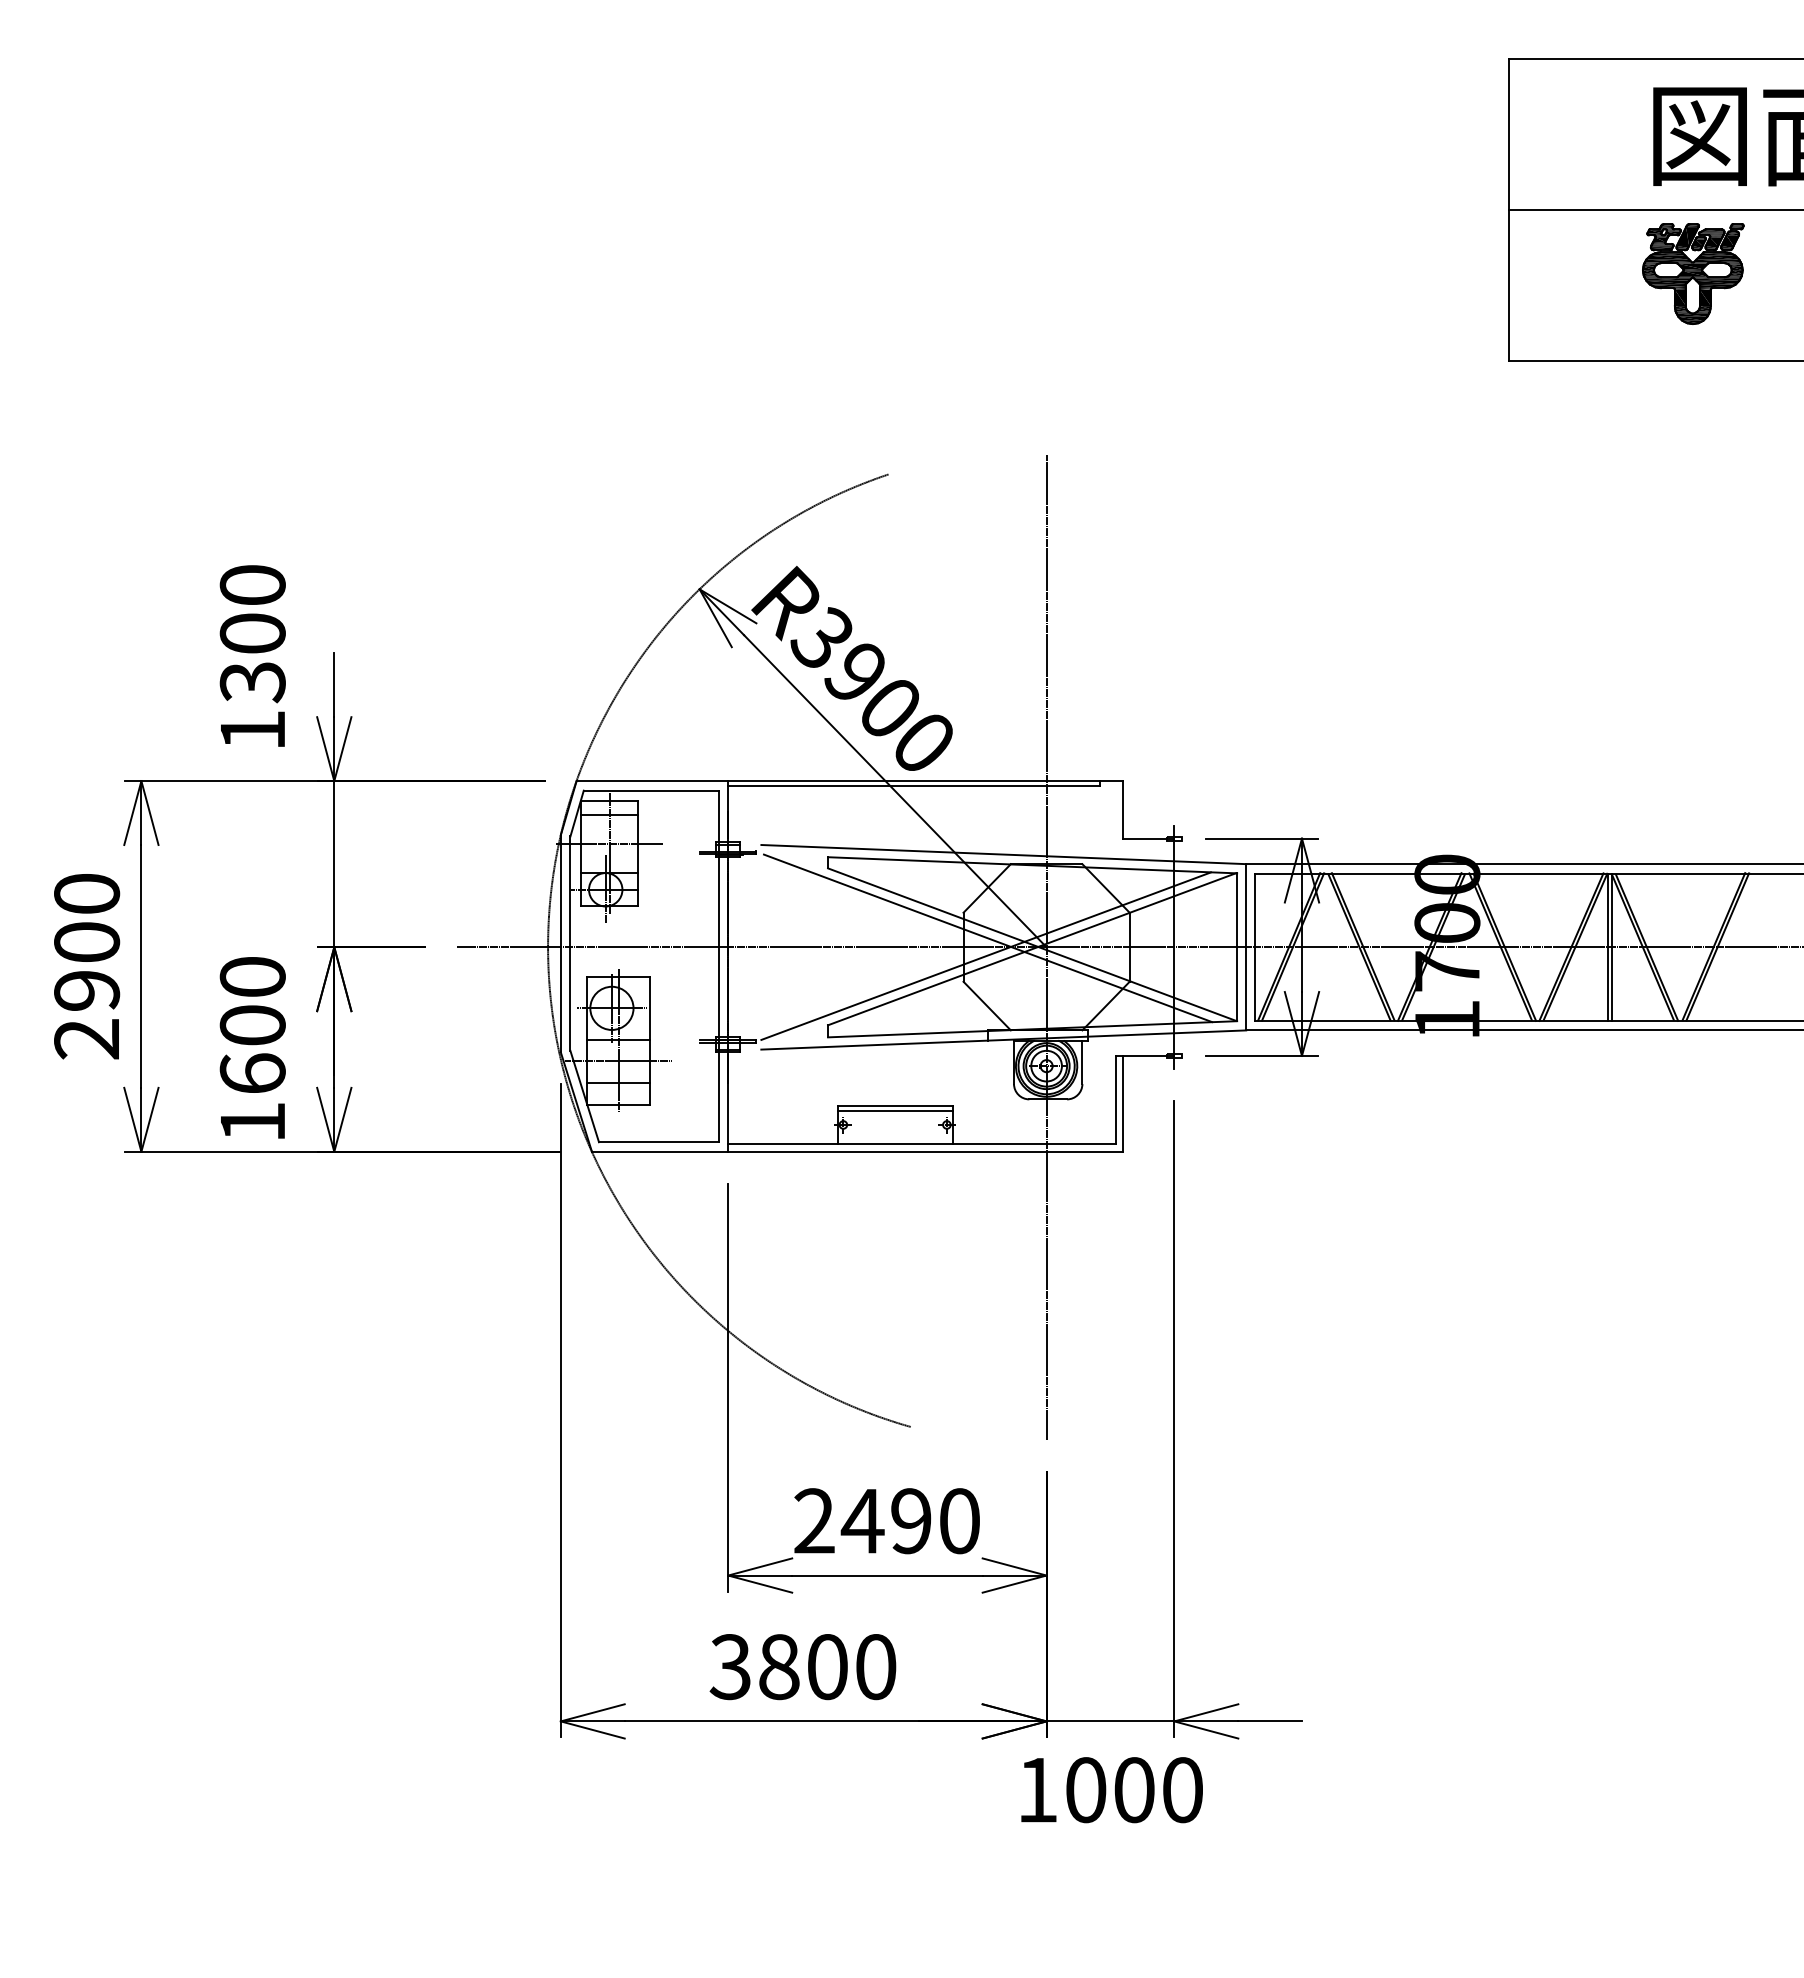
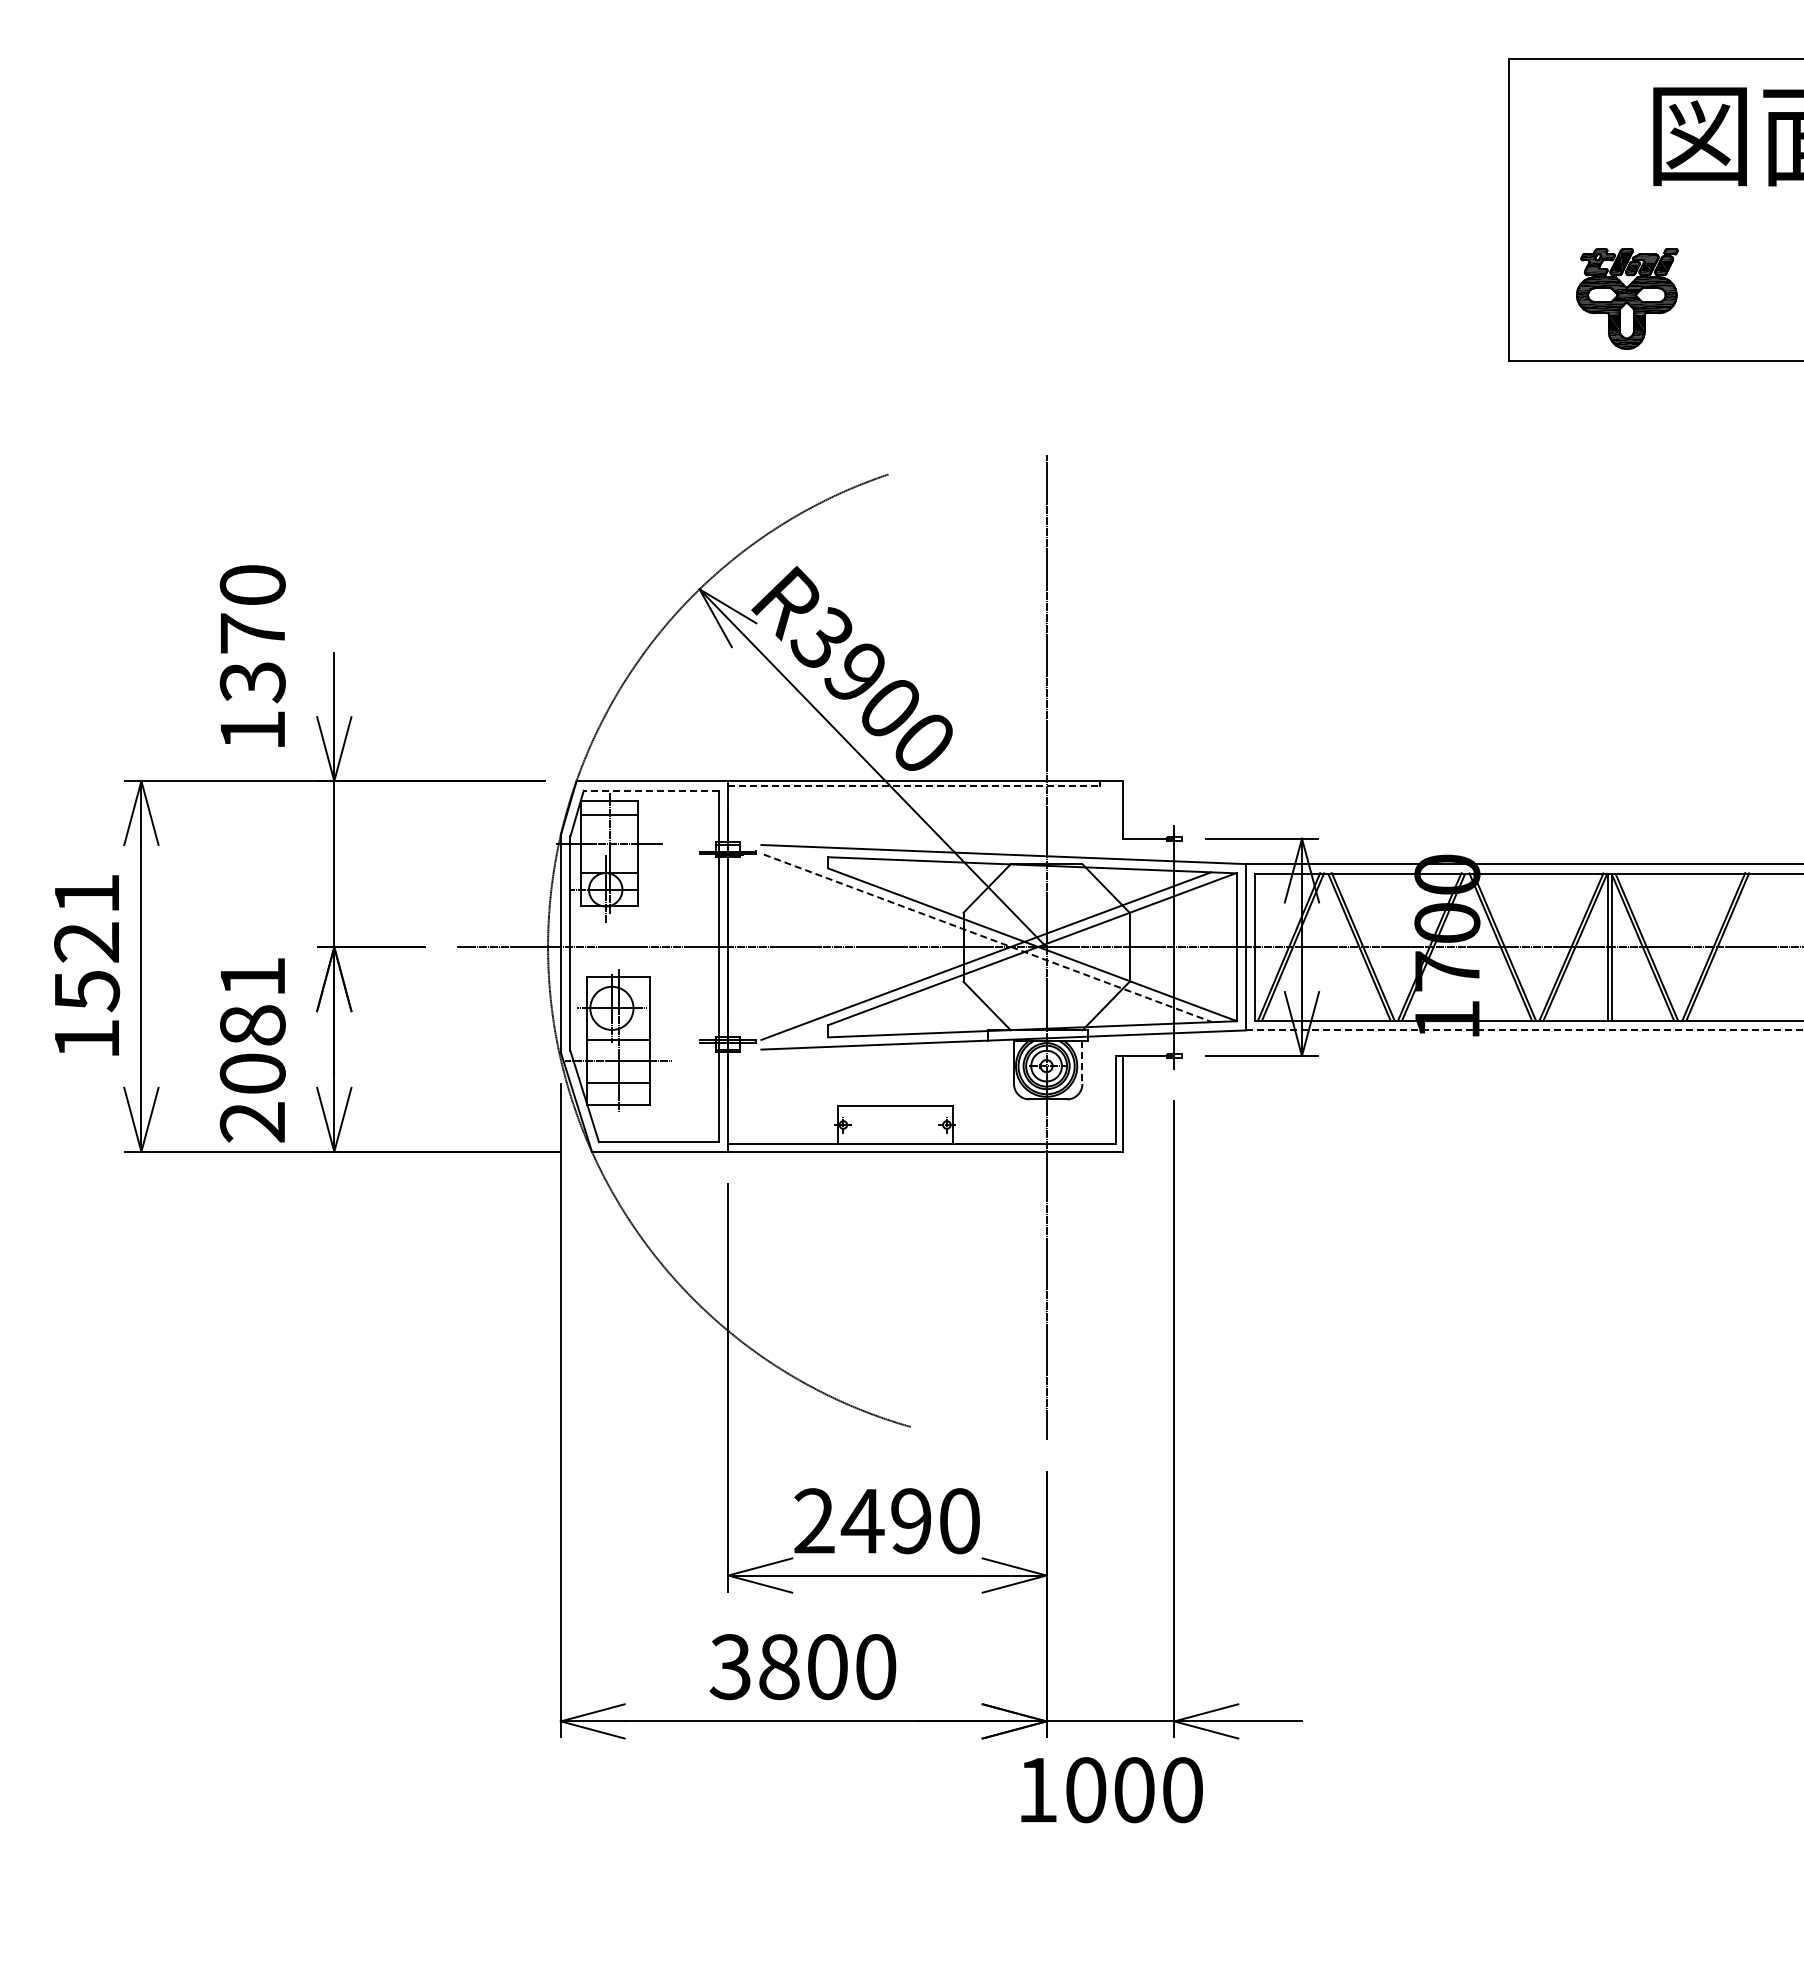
line: present -> none (1654, 210)
part position: (1693, 273) -> (1627, 298) (1627, 298)
text: 1300 -> 1370 (252, 633)
line: solid -> dashed (914, 786)
line: solid -> dashed (650, 790)
line: solid -> dashed (988, 938)
text: 2900 -> 1521 (87, 966)
line: solid -> dashed (1525, 1030)
text: 1600 -> 2081 (252, 1049)
line: solid -> dashed (1082, 1062)
line: present -> none (894, 1110)
